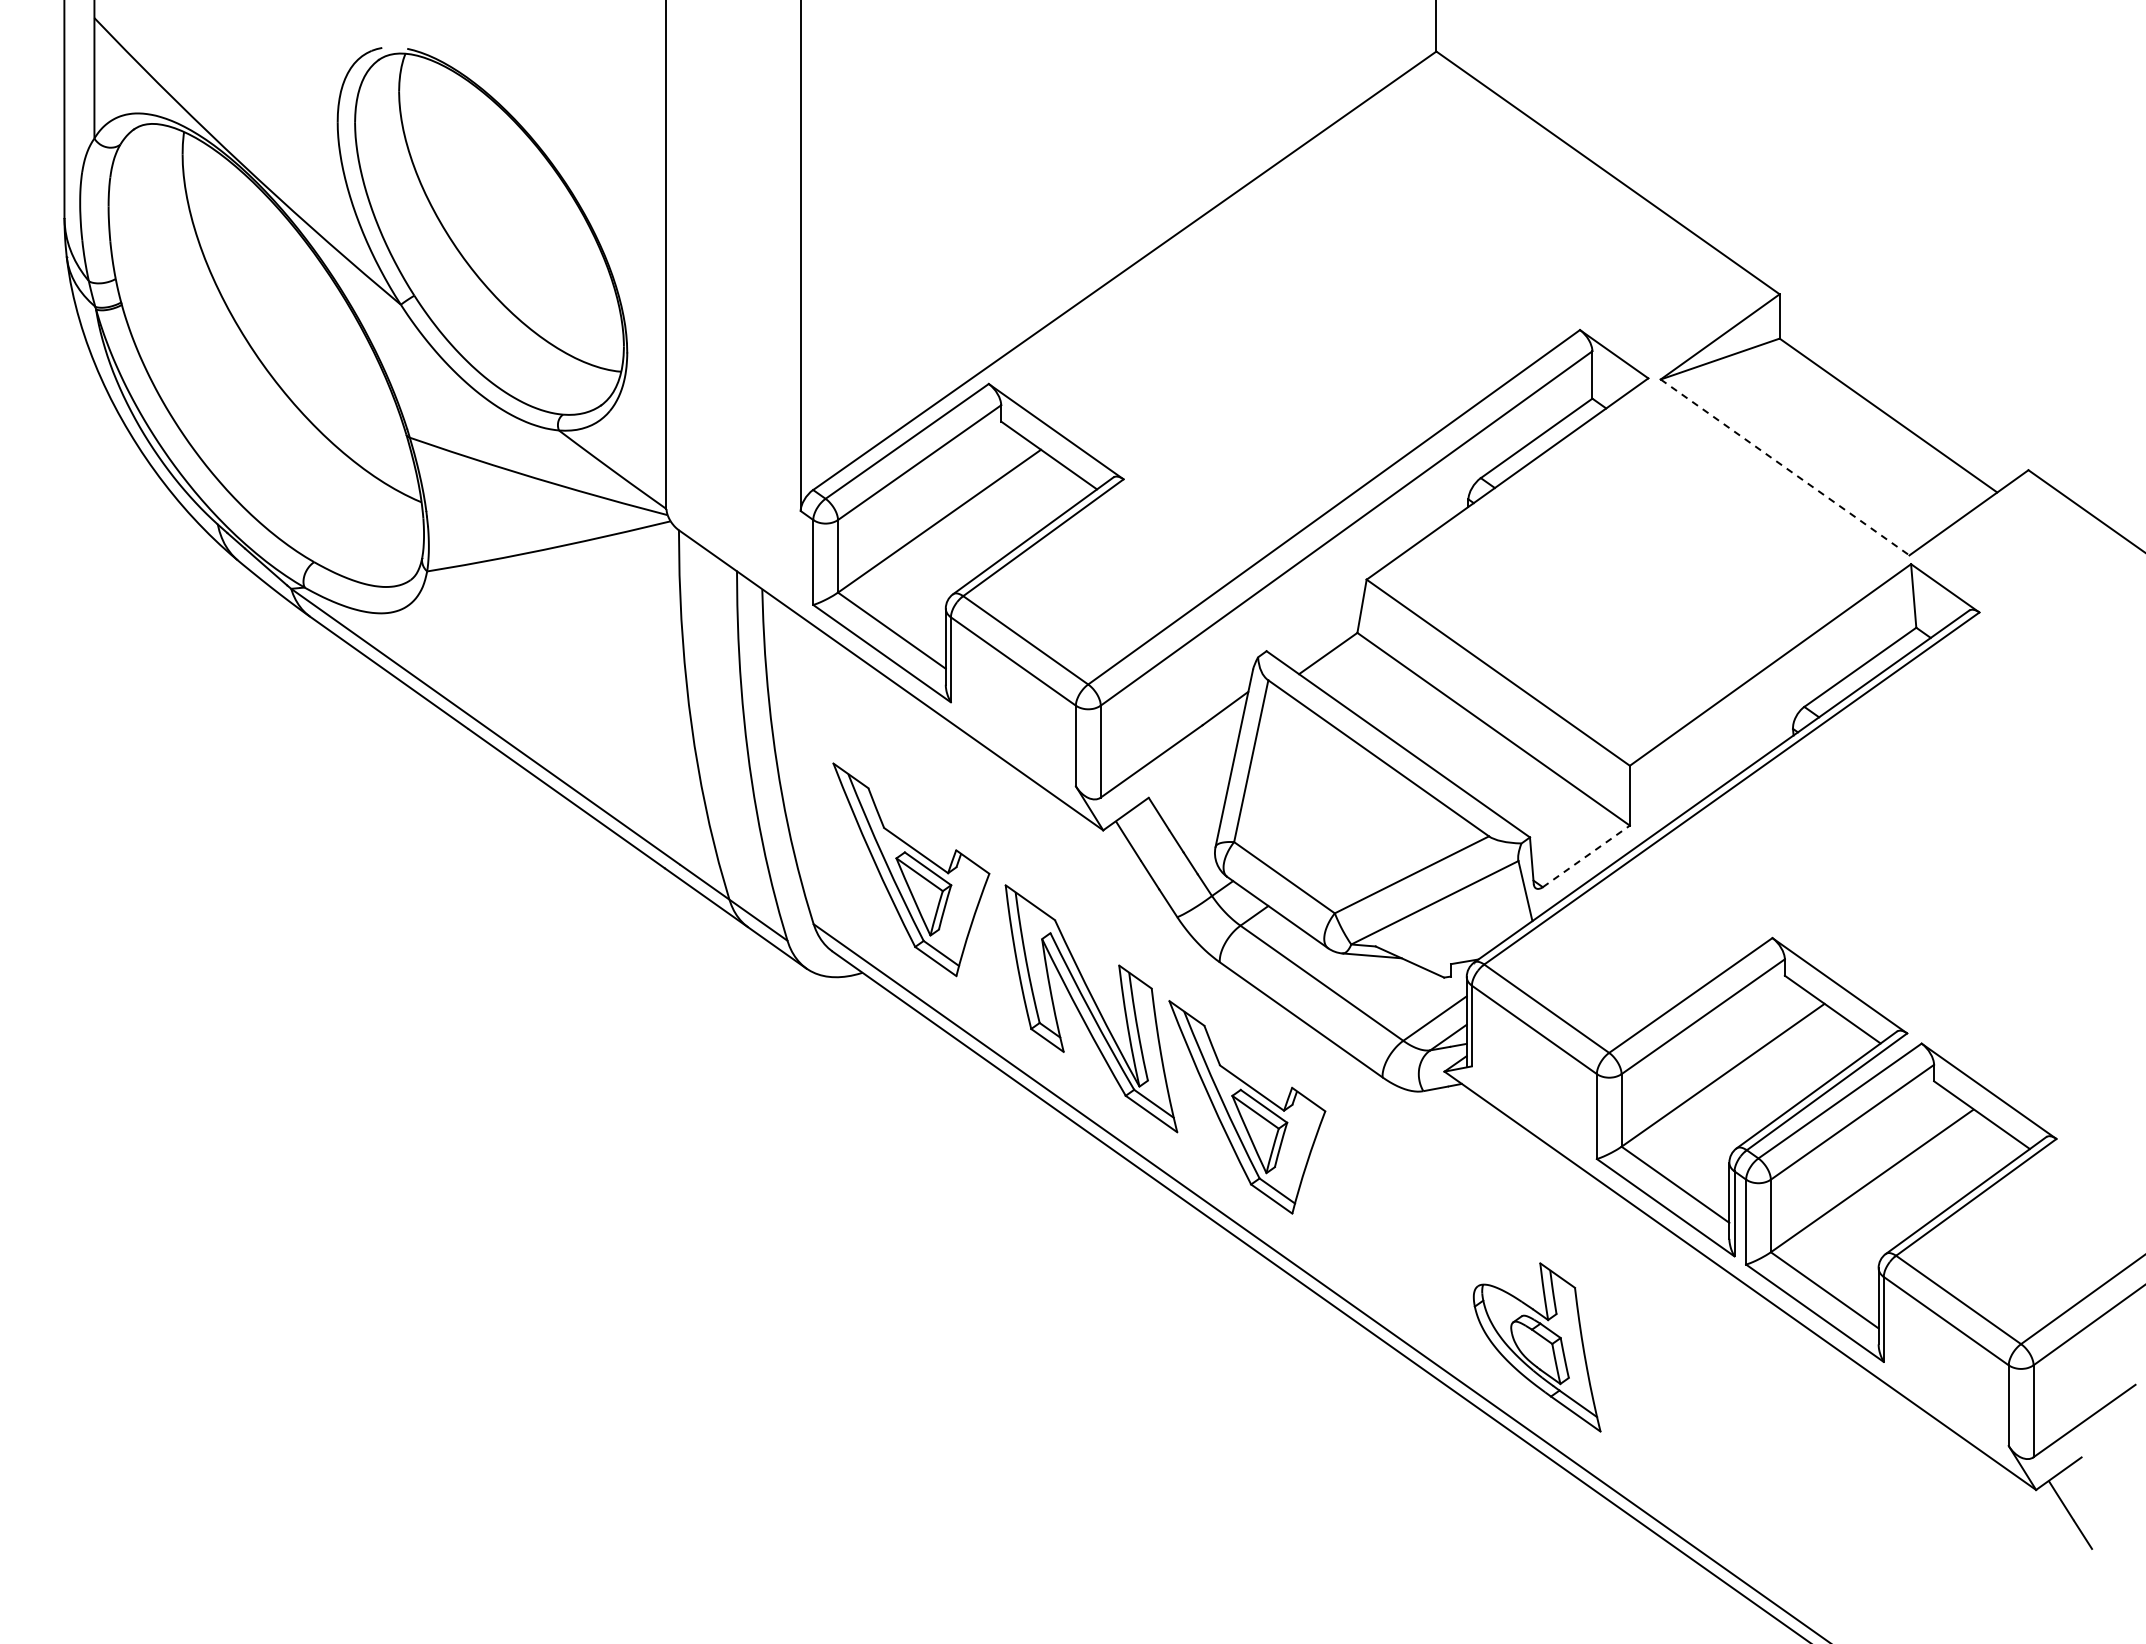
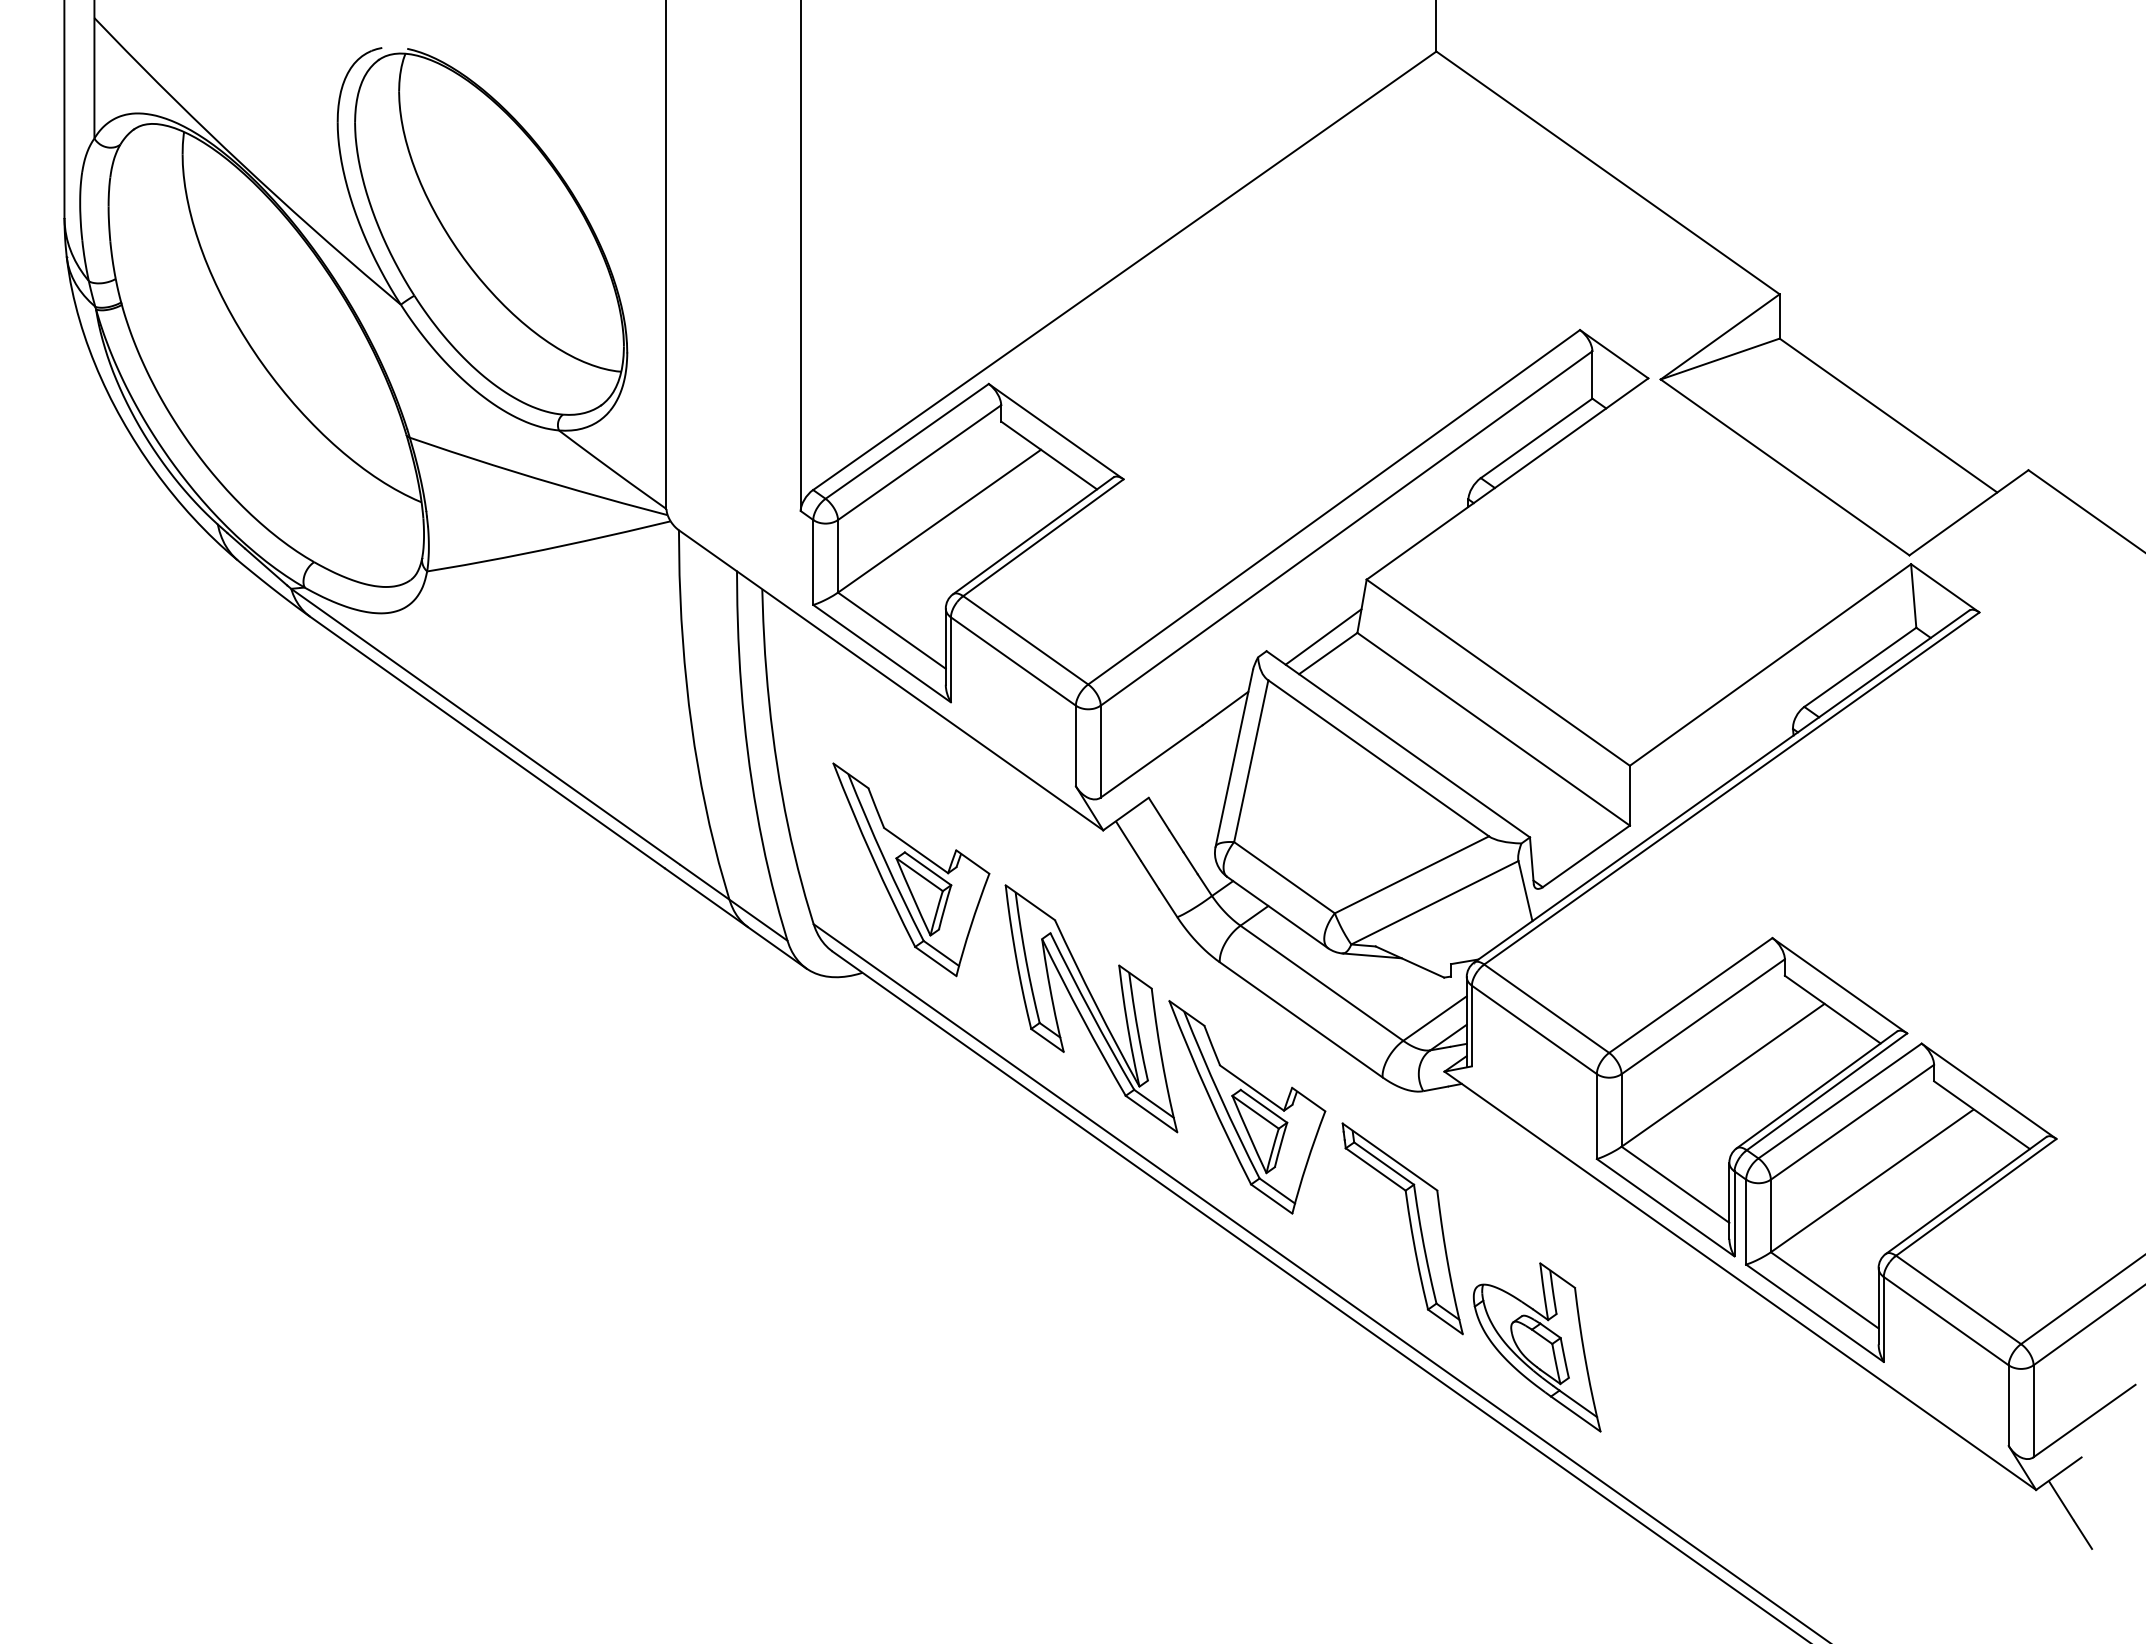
line: dashed -> solid (1785, 467)
line: none -> present (1323, 636)
line: dashed -> solid (1586, 856)
part: none -> present (1410, 1228)
